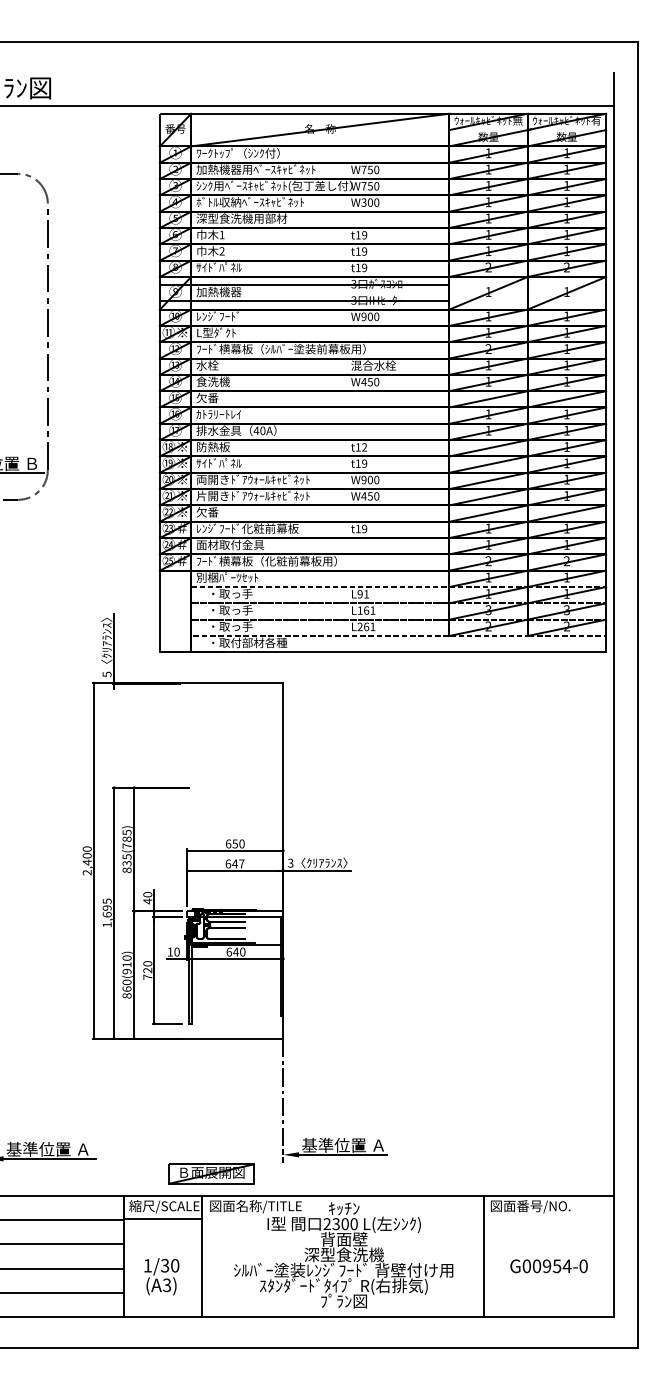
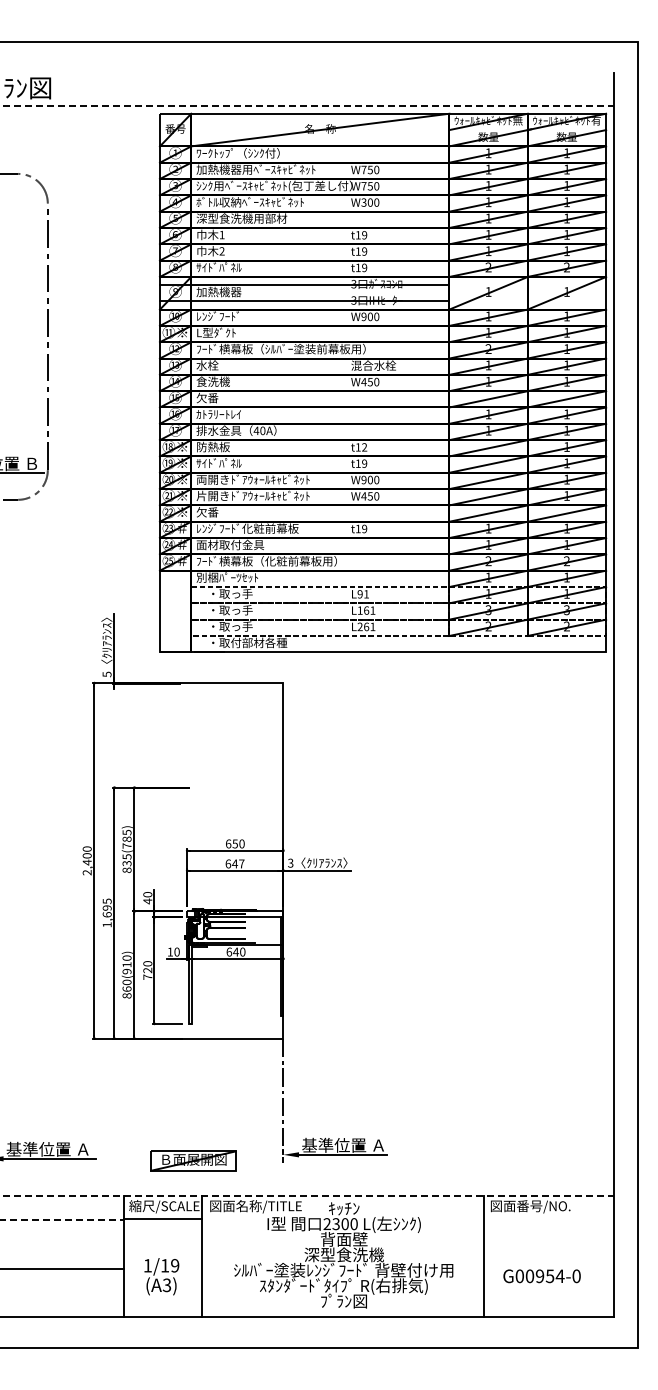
line: solid -> dashed (307, 106)
part position: (211, 1173) -> (193, 1160) (193, 1160)
line: solid -> dashed (307, 1196)
line: solid -> dashed (62, 1220)
line: present -> none (63, 1244)
text: 1/30 -> 1/19 (169, 1265)
text position: (548, 1266) -> (541, 1276) (541, 1276)
line: present -> none (63, 1292)
